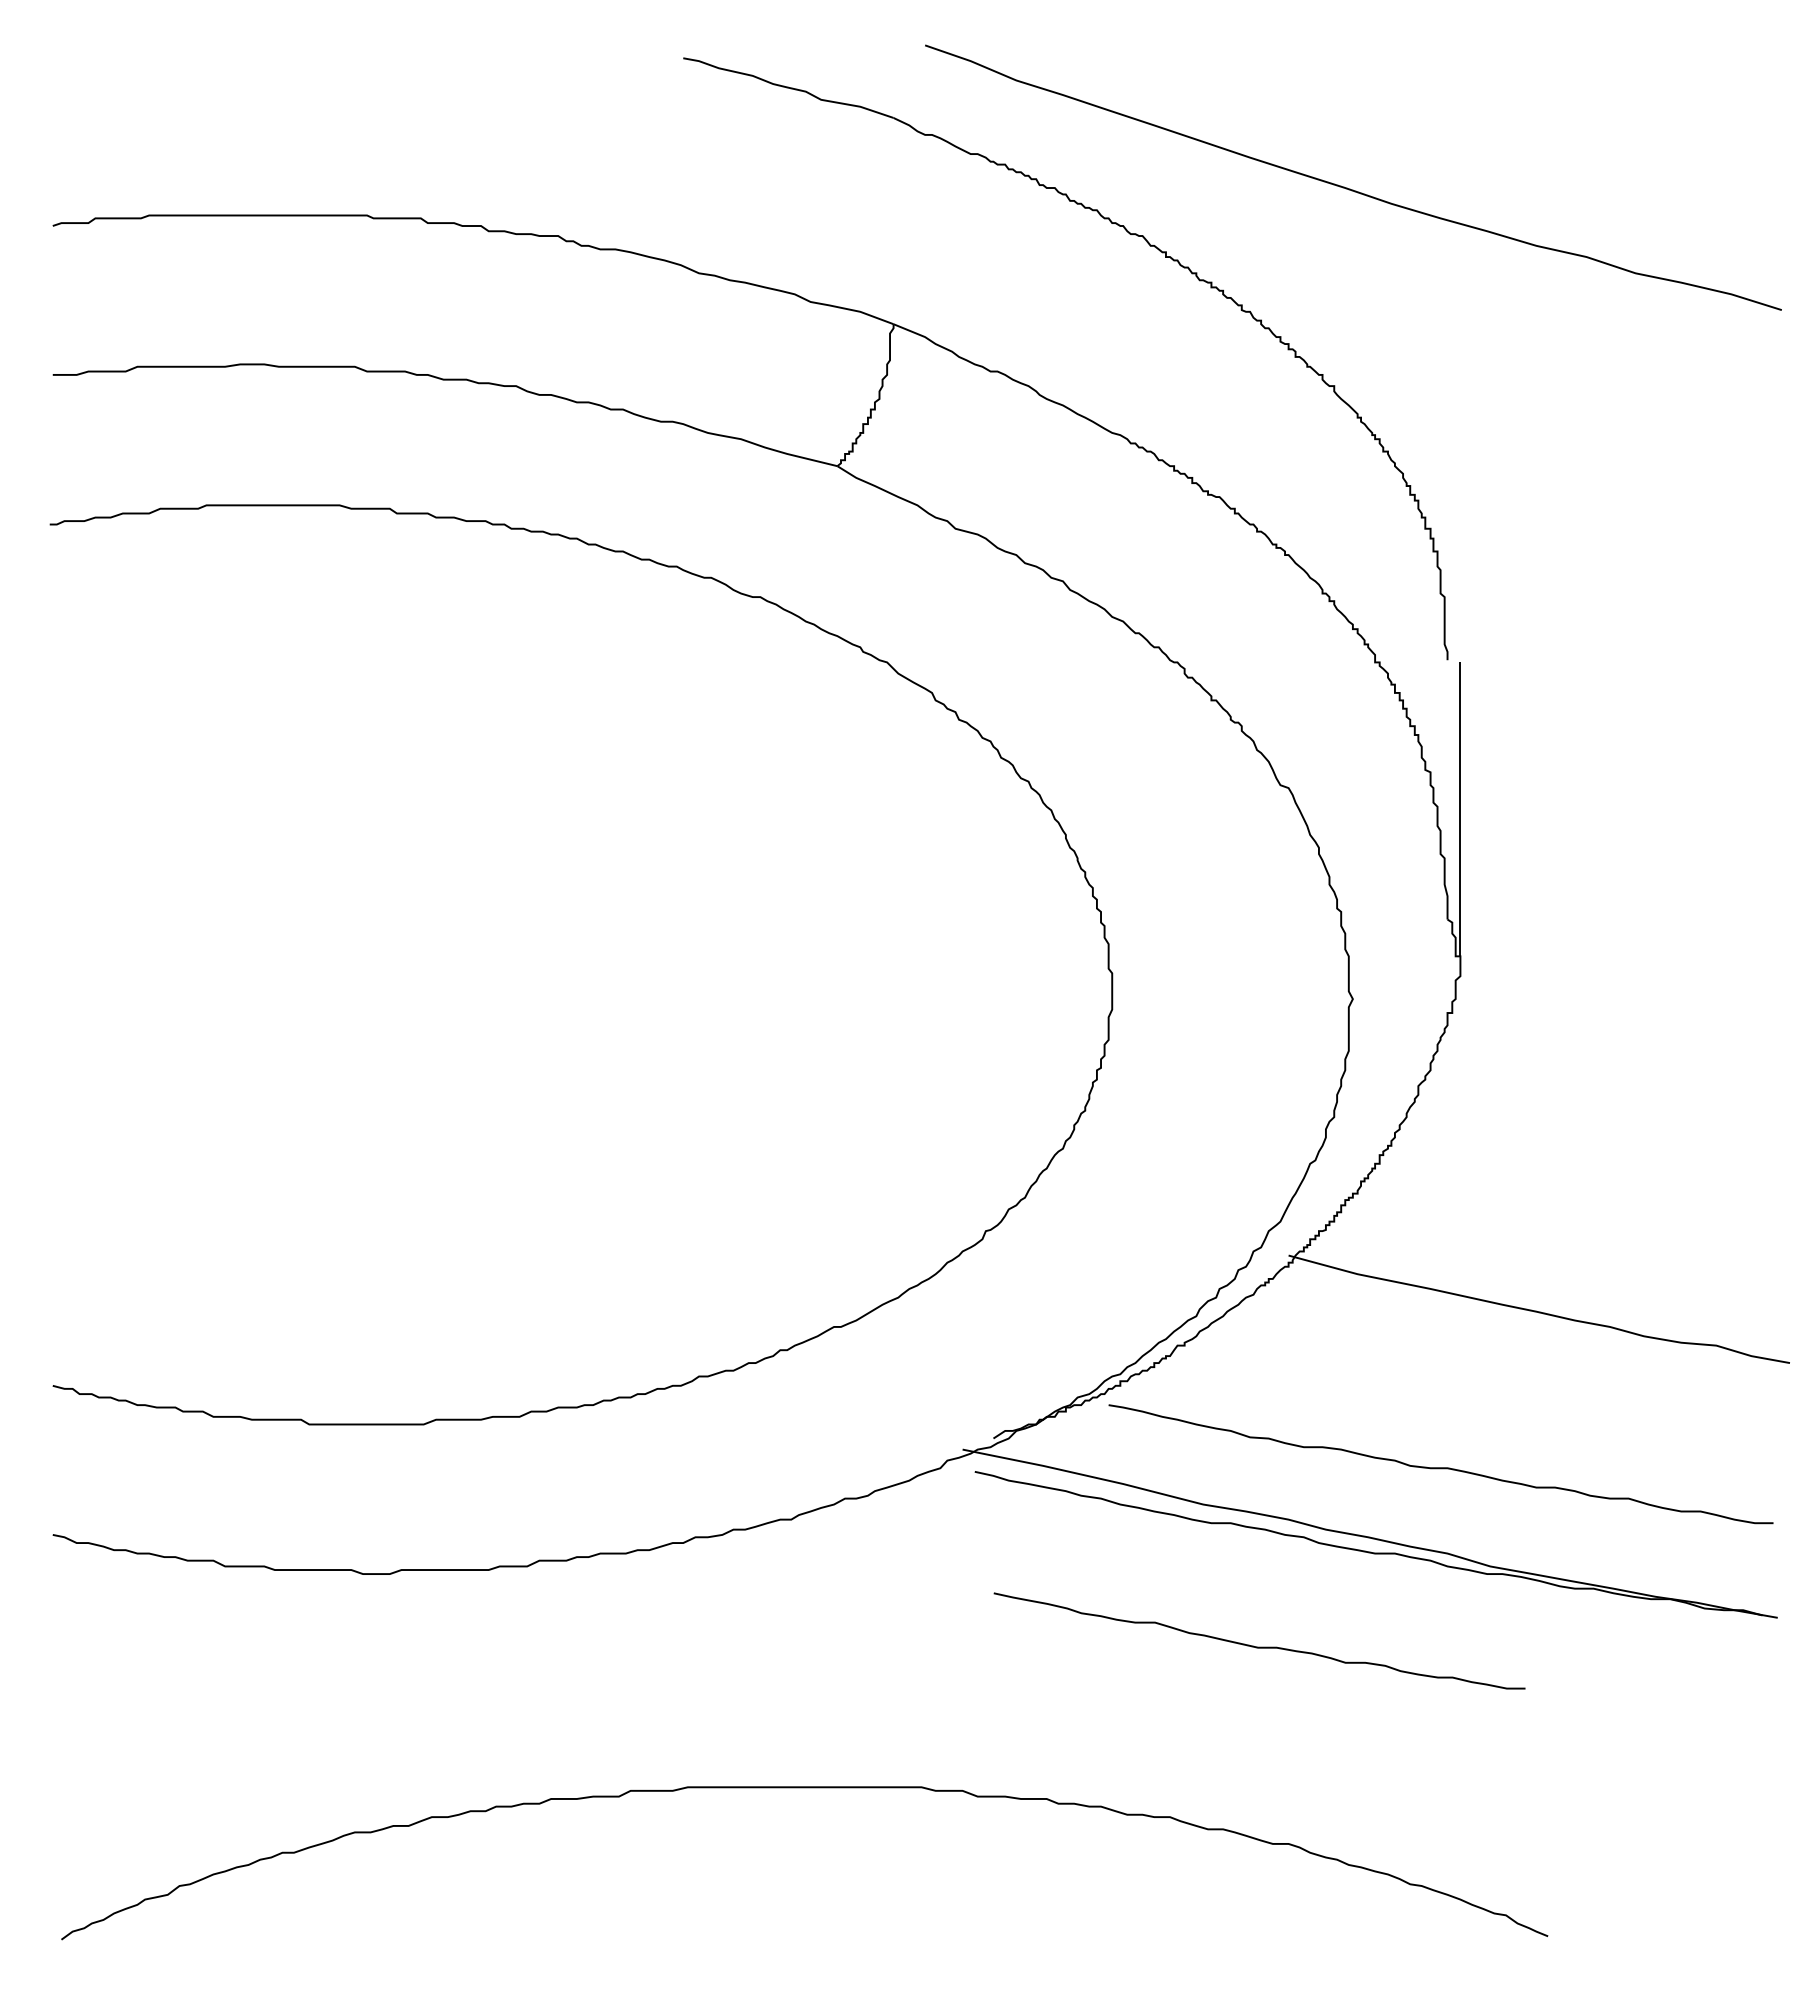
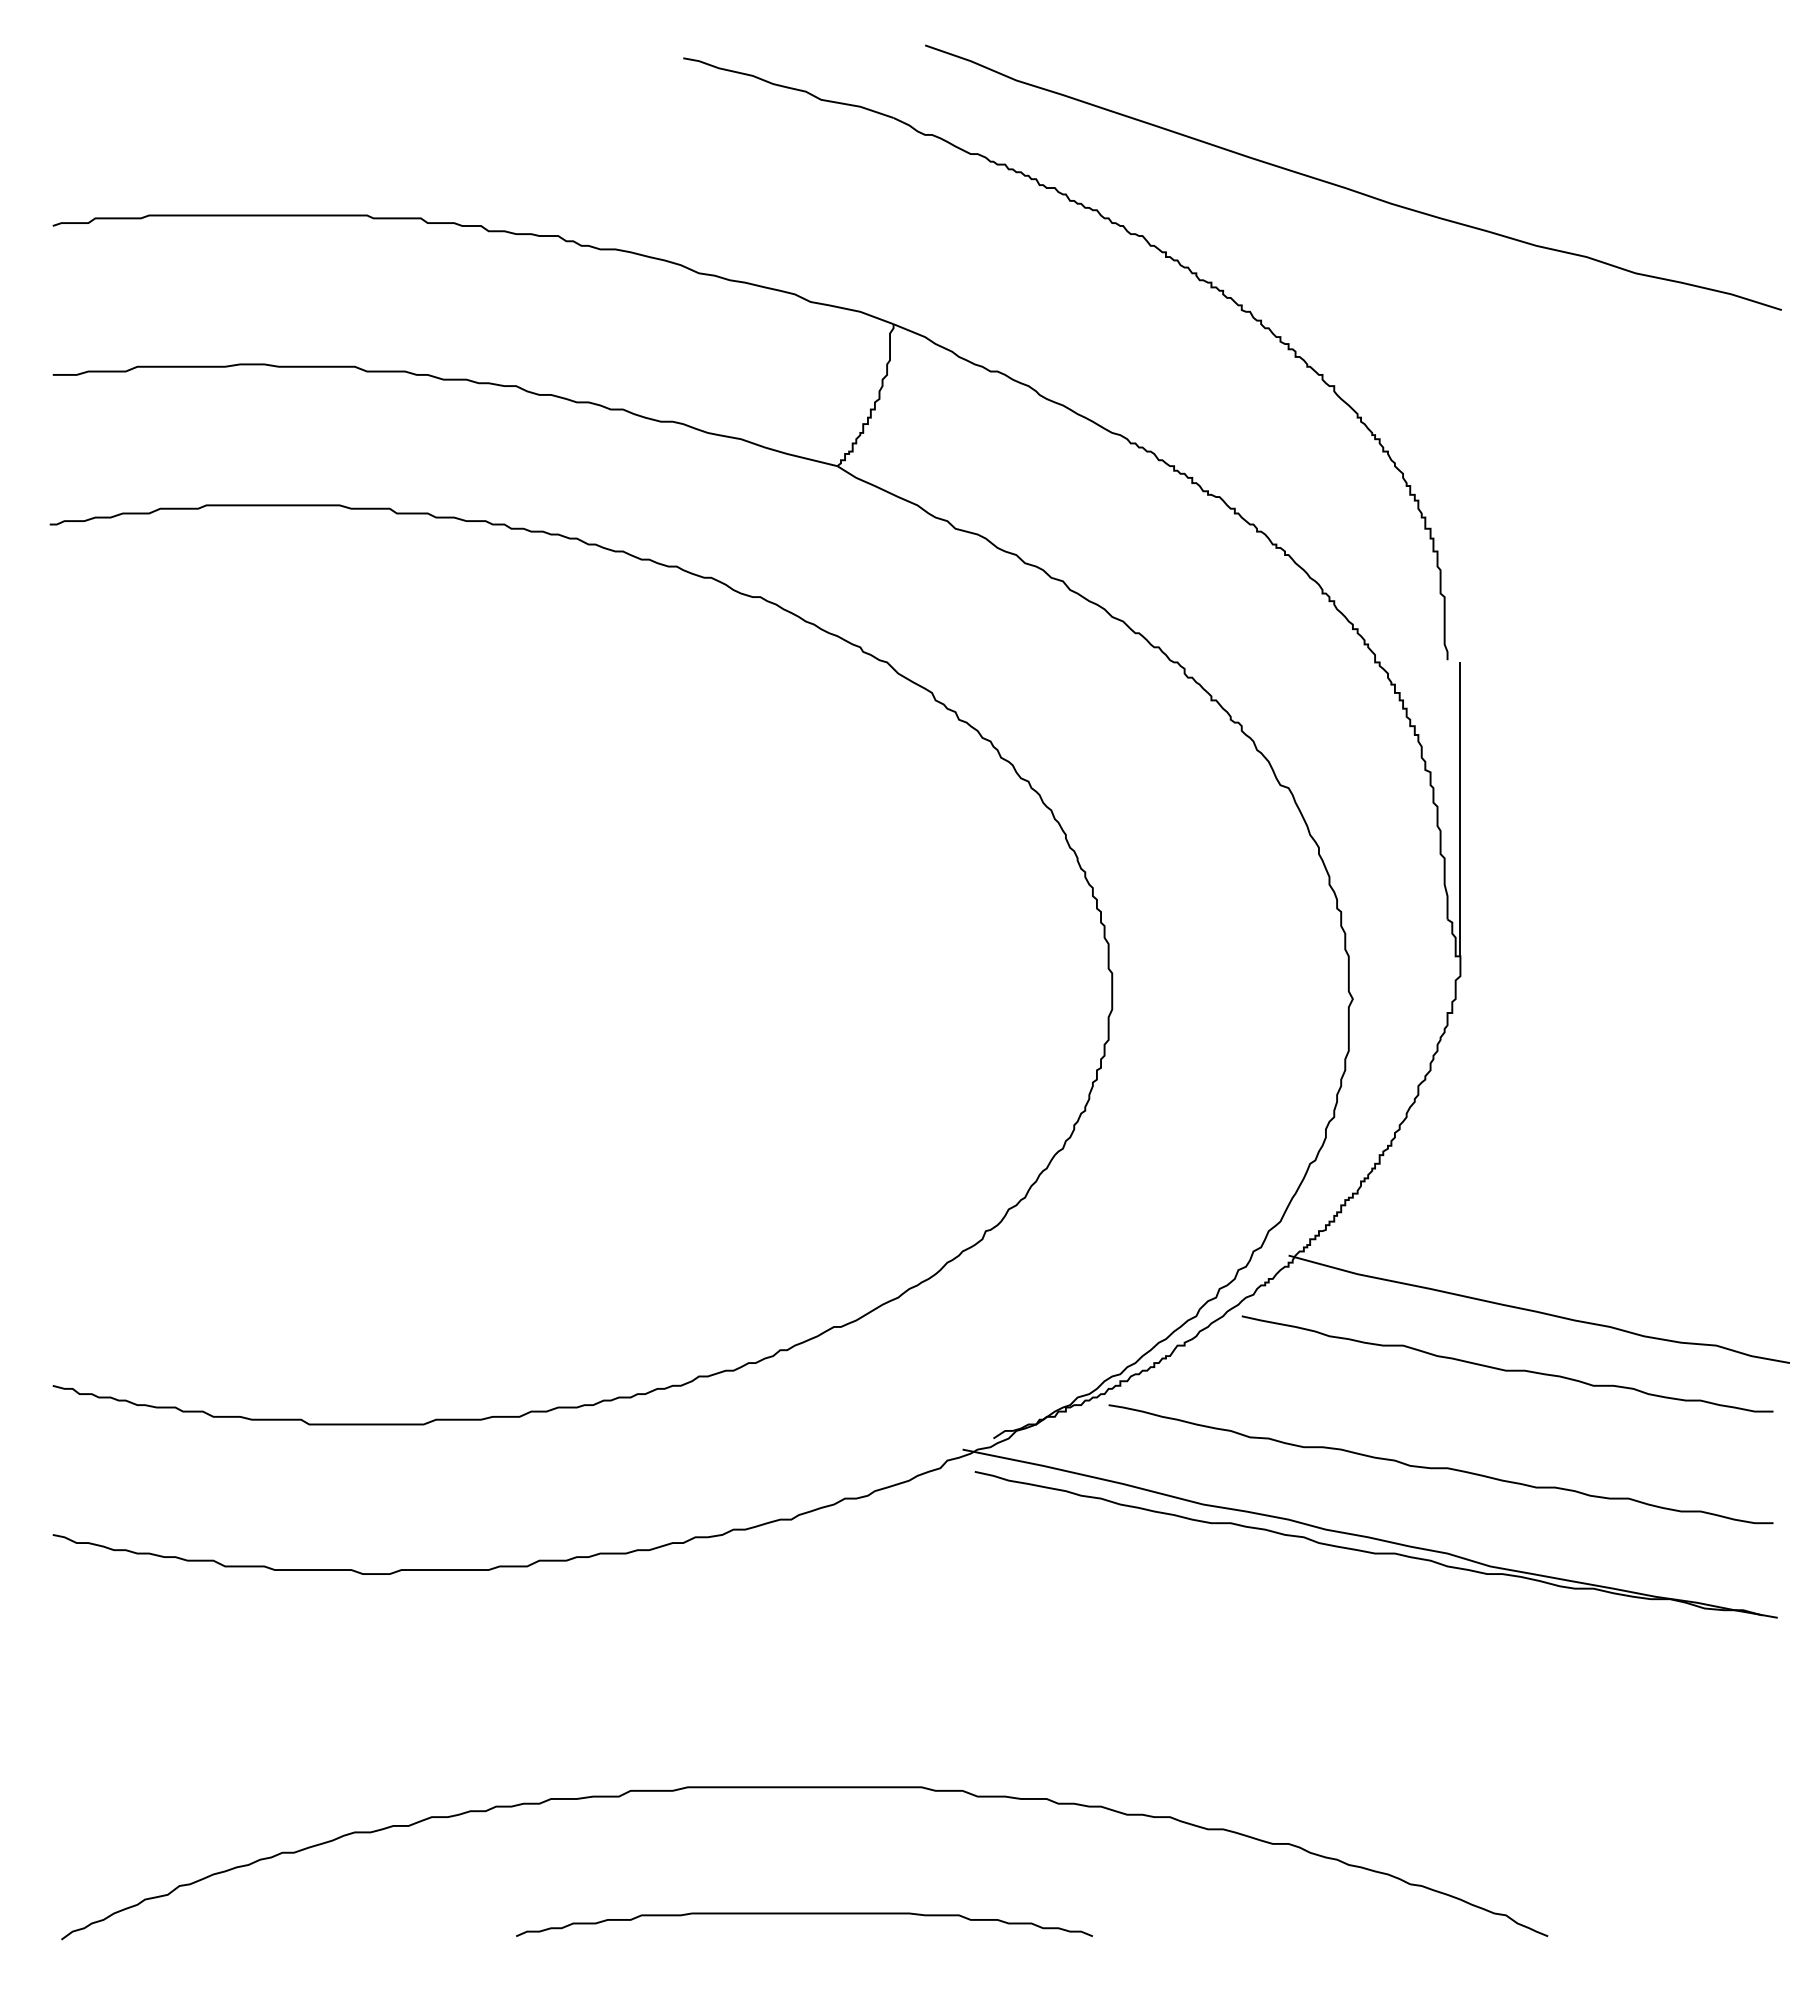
curve position: (1259, 1646) -> (1507, 1369) (1507, 1369)
curve: none -> present (804, 1914)
